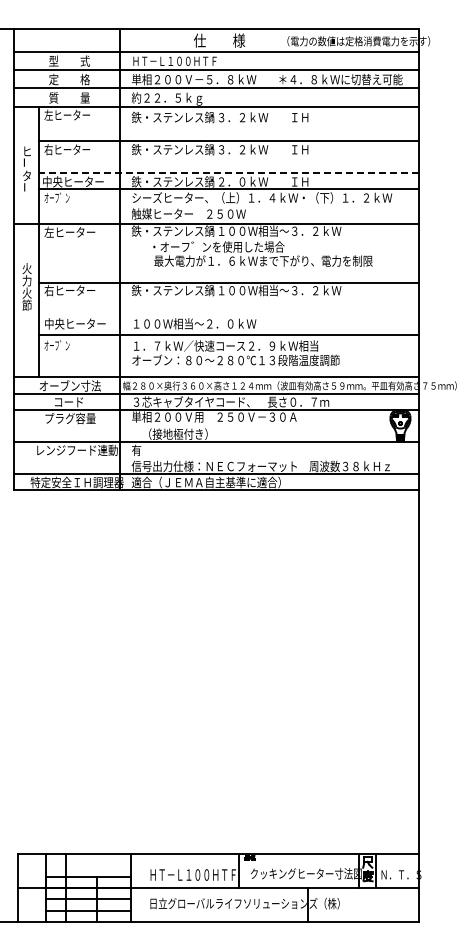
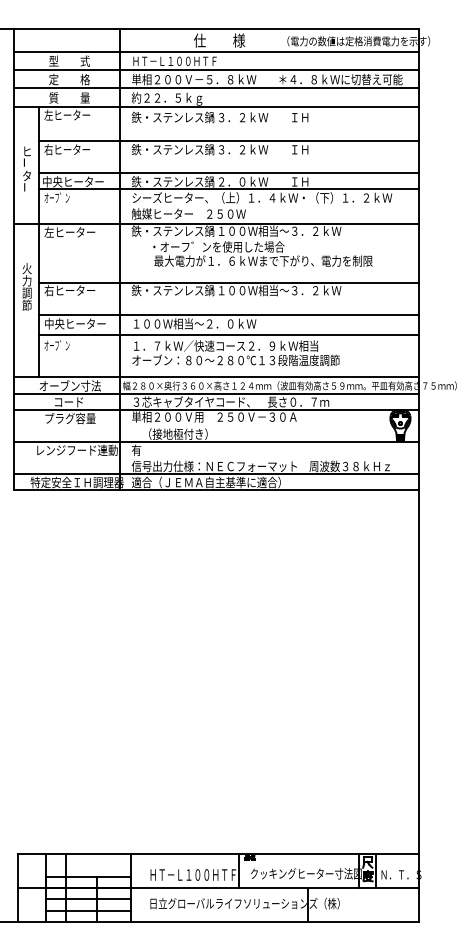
line: dashed -> solid (229, 173)
text: 火 -> 調 (26, 292)
line: none -> present (228, 315)
